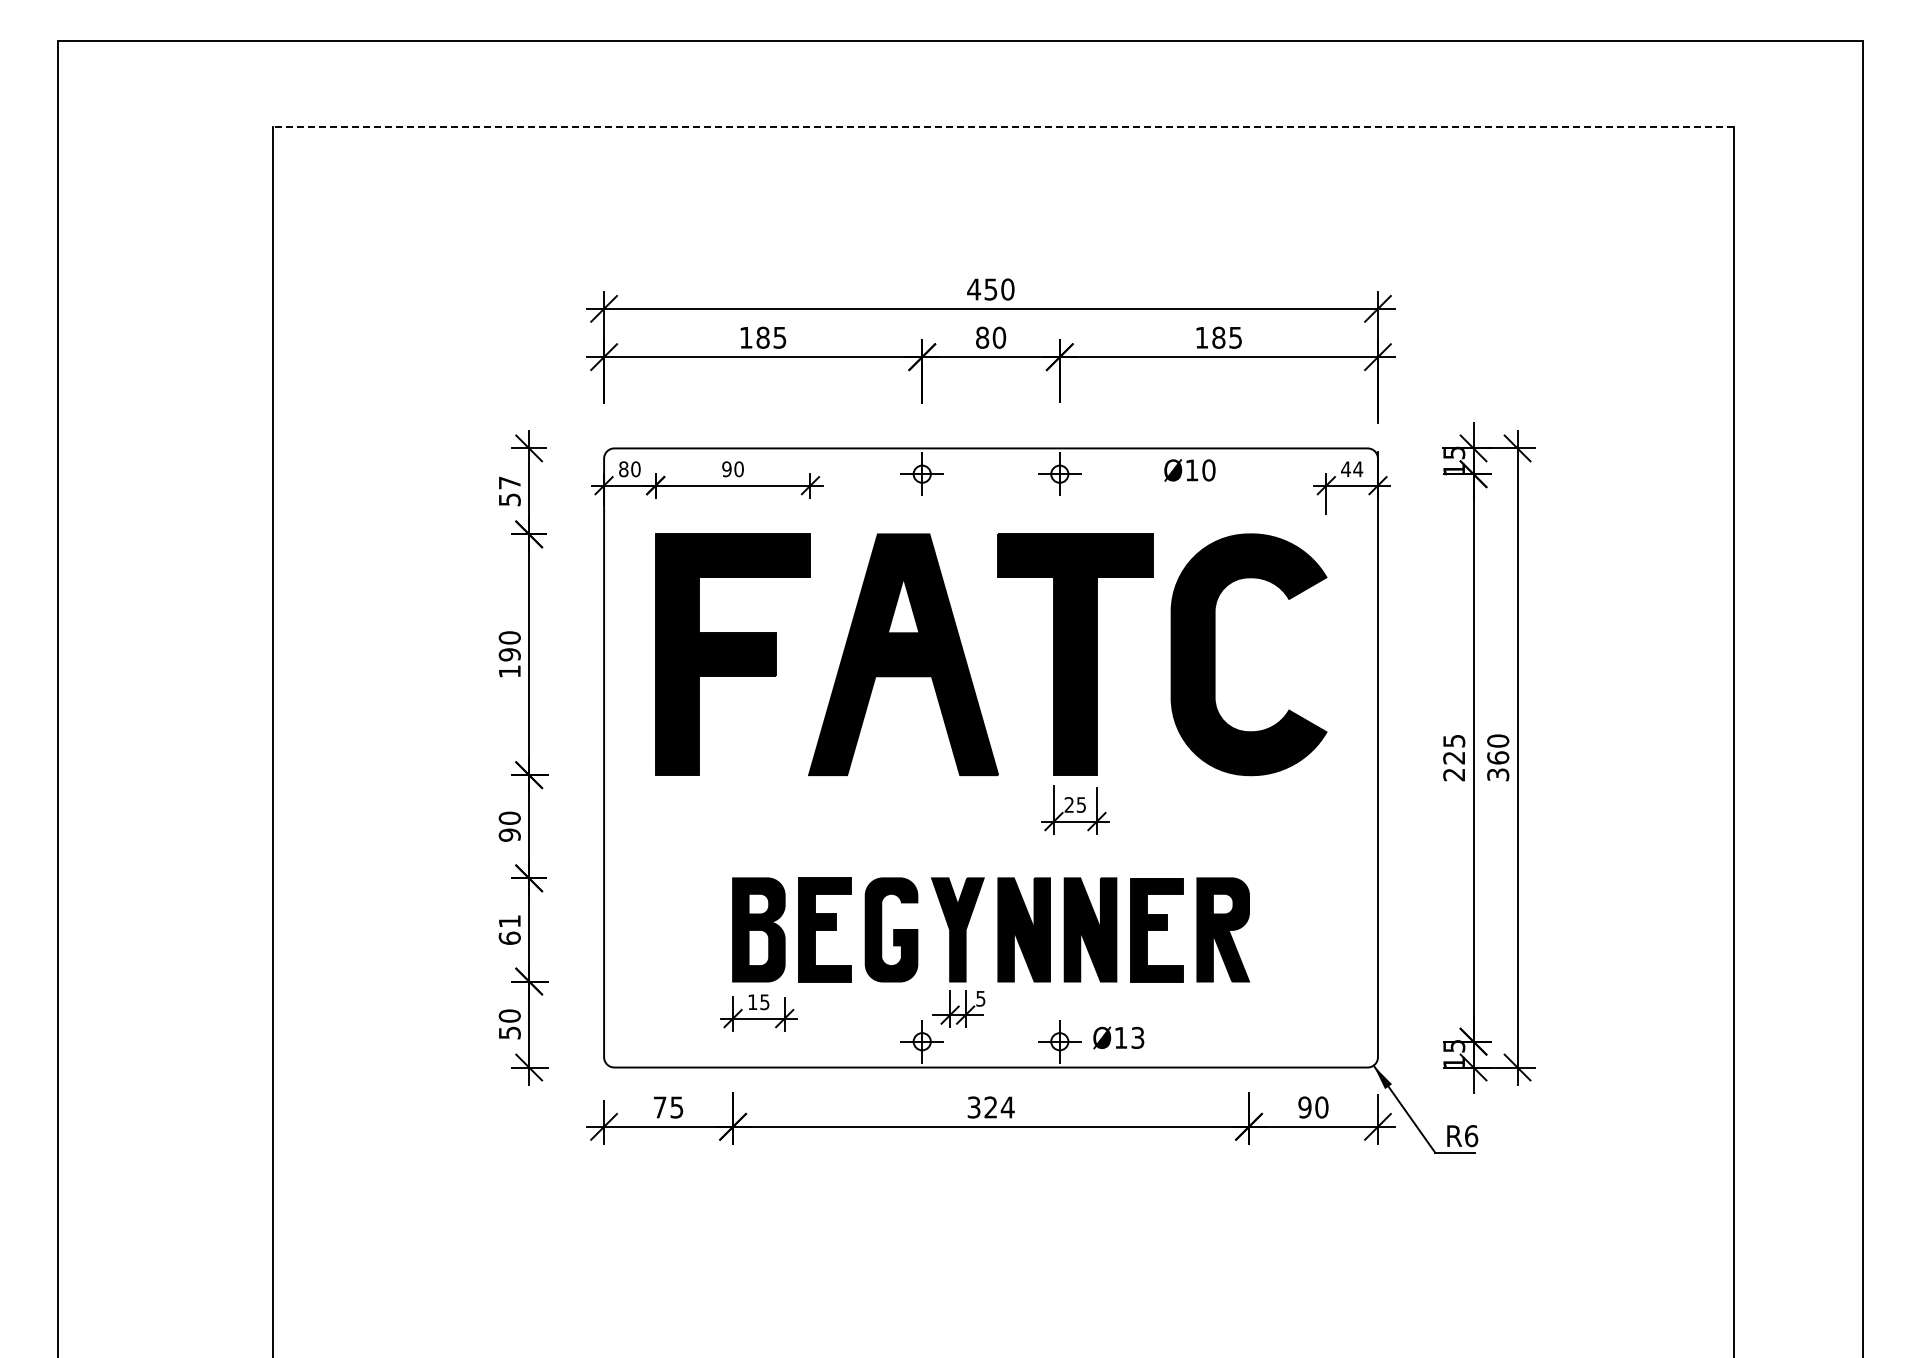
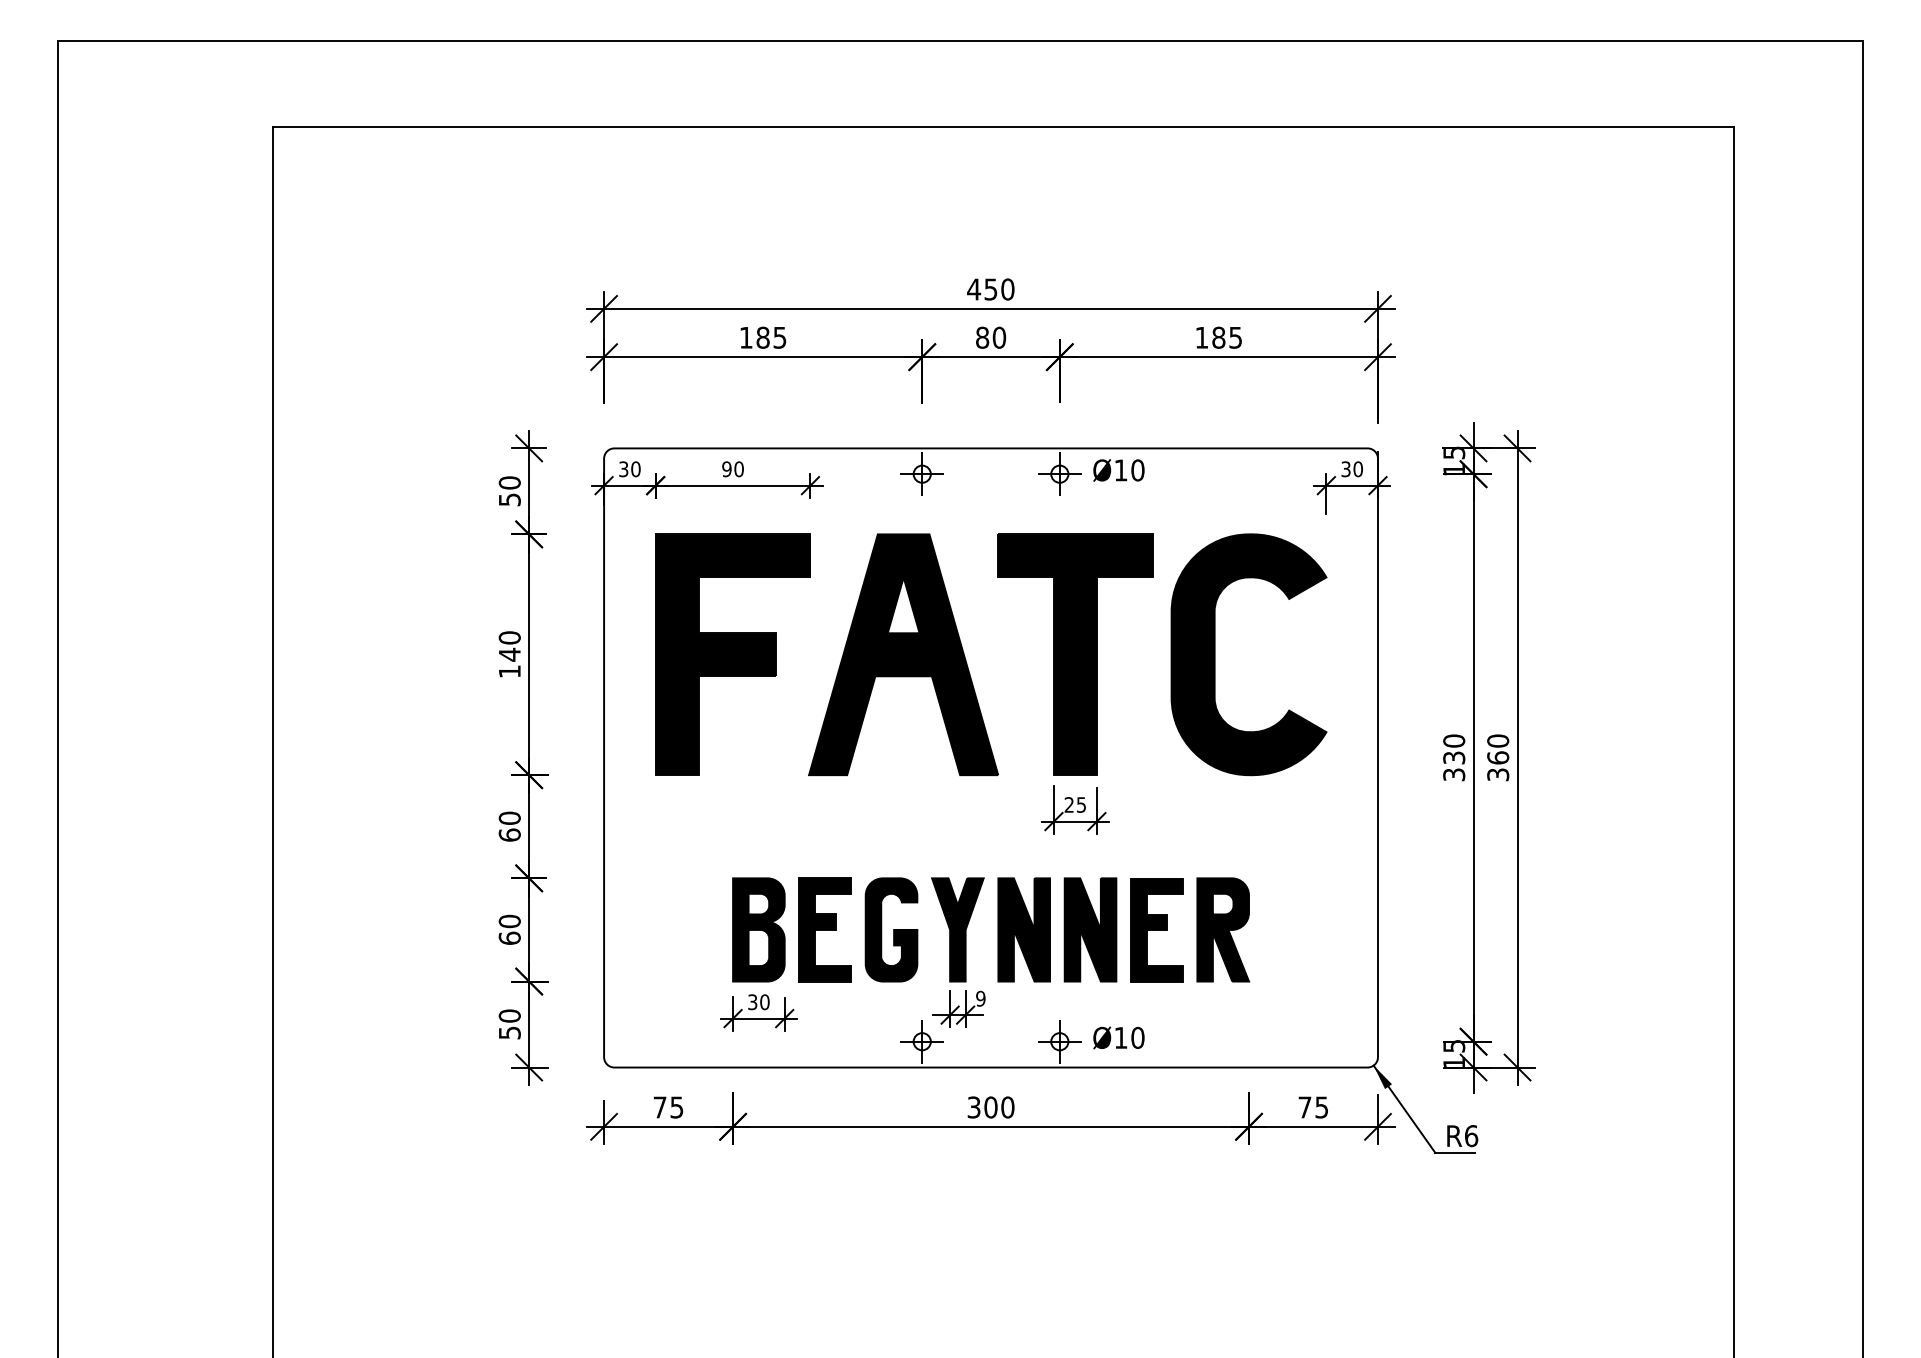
line: dashed -> solid (1003, 126)
text: 80 -> 30 (623, 469)
text: 44 -> 30 (1352, 469)
text position: (1189, 470) -> (1118, 470) (1118, 470)
text: 57 -> 50 (509, 482)
text: 190 -> 140 (509, 654)
text: 225 -> 330 (1454, 757)
text: 90 -> 60 (509, 834)
text: 61 -> 60 (509, 921)
text: 5 -> 9 (980, 998)
text: 15 -> 30 (758, 1002)
text: Ø13 -> Ø10 (1137, 1037)
text: 324 -> 300 (999, 1107)
text: 90 -> 75 (1313, 1107)
